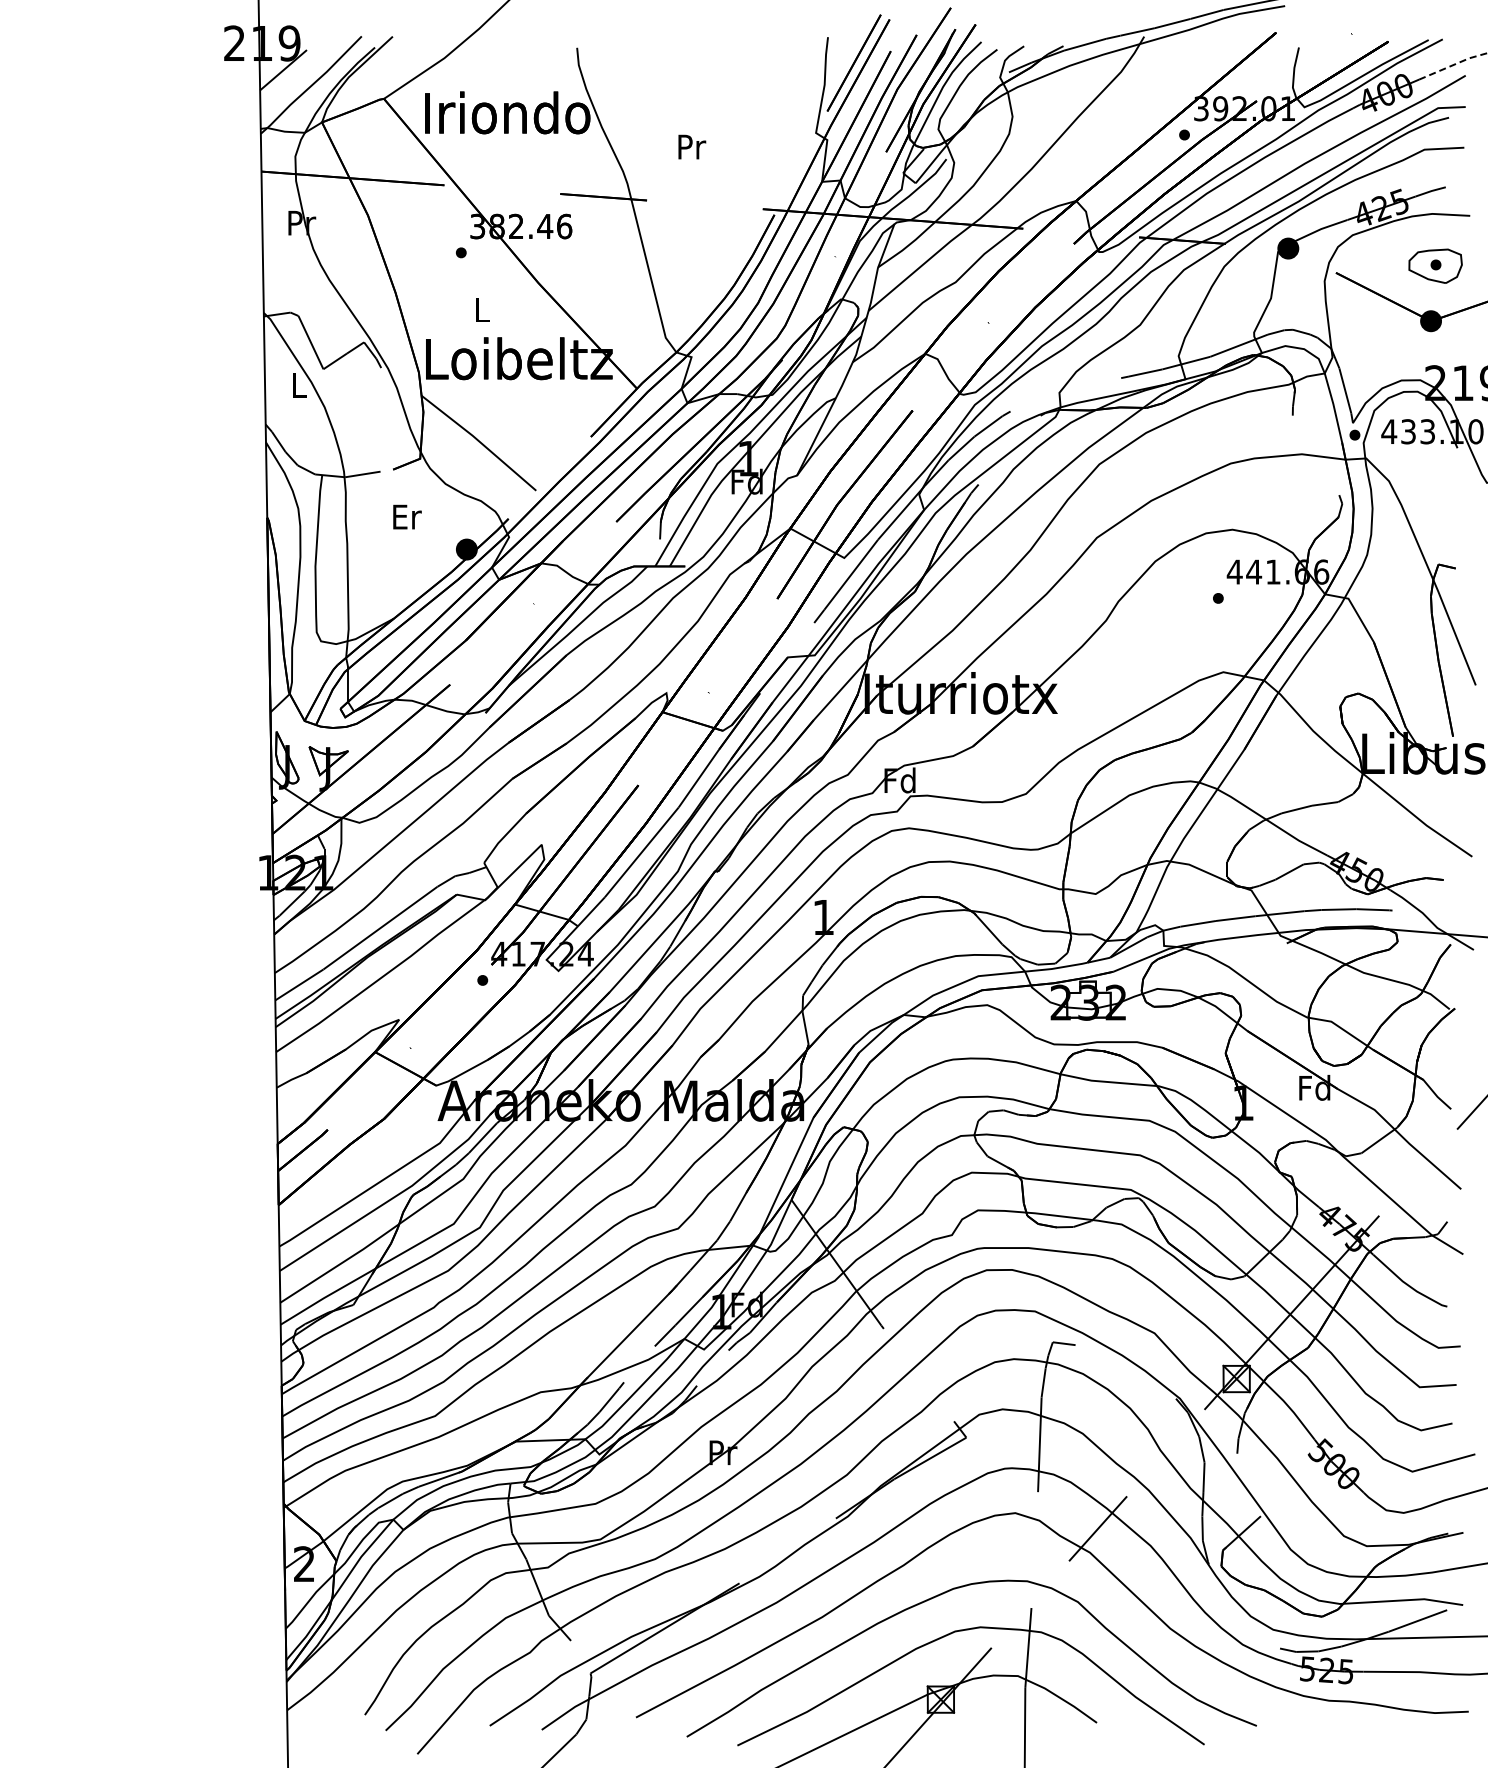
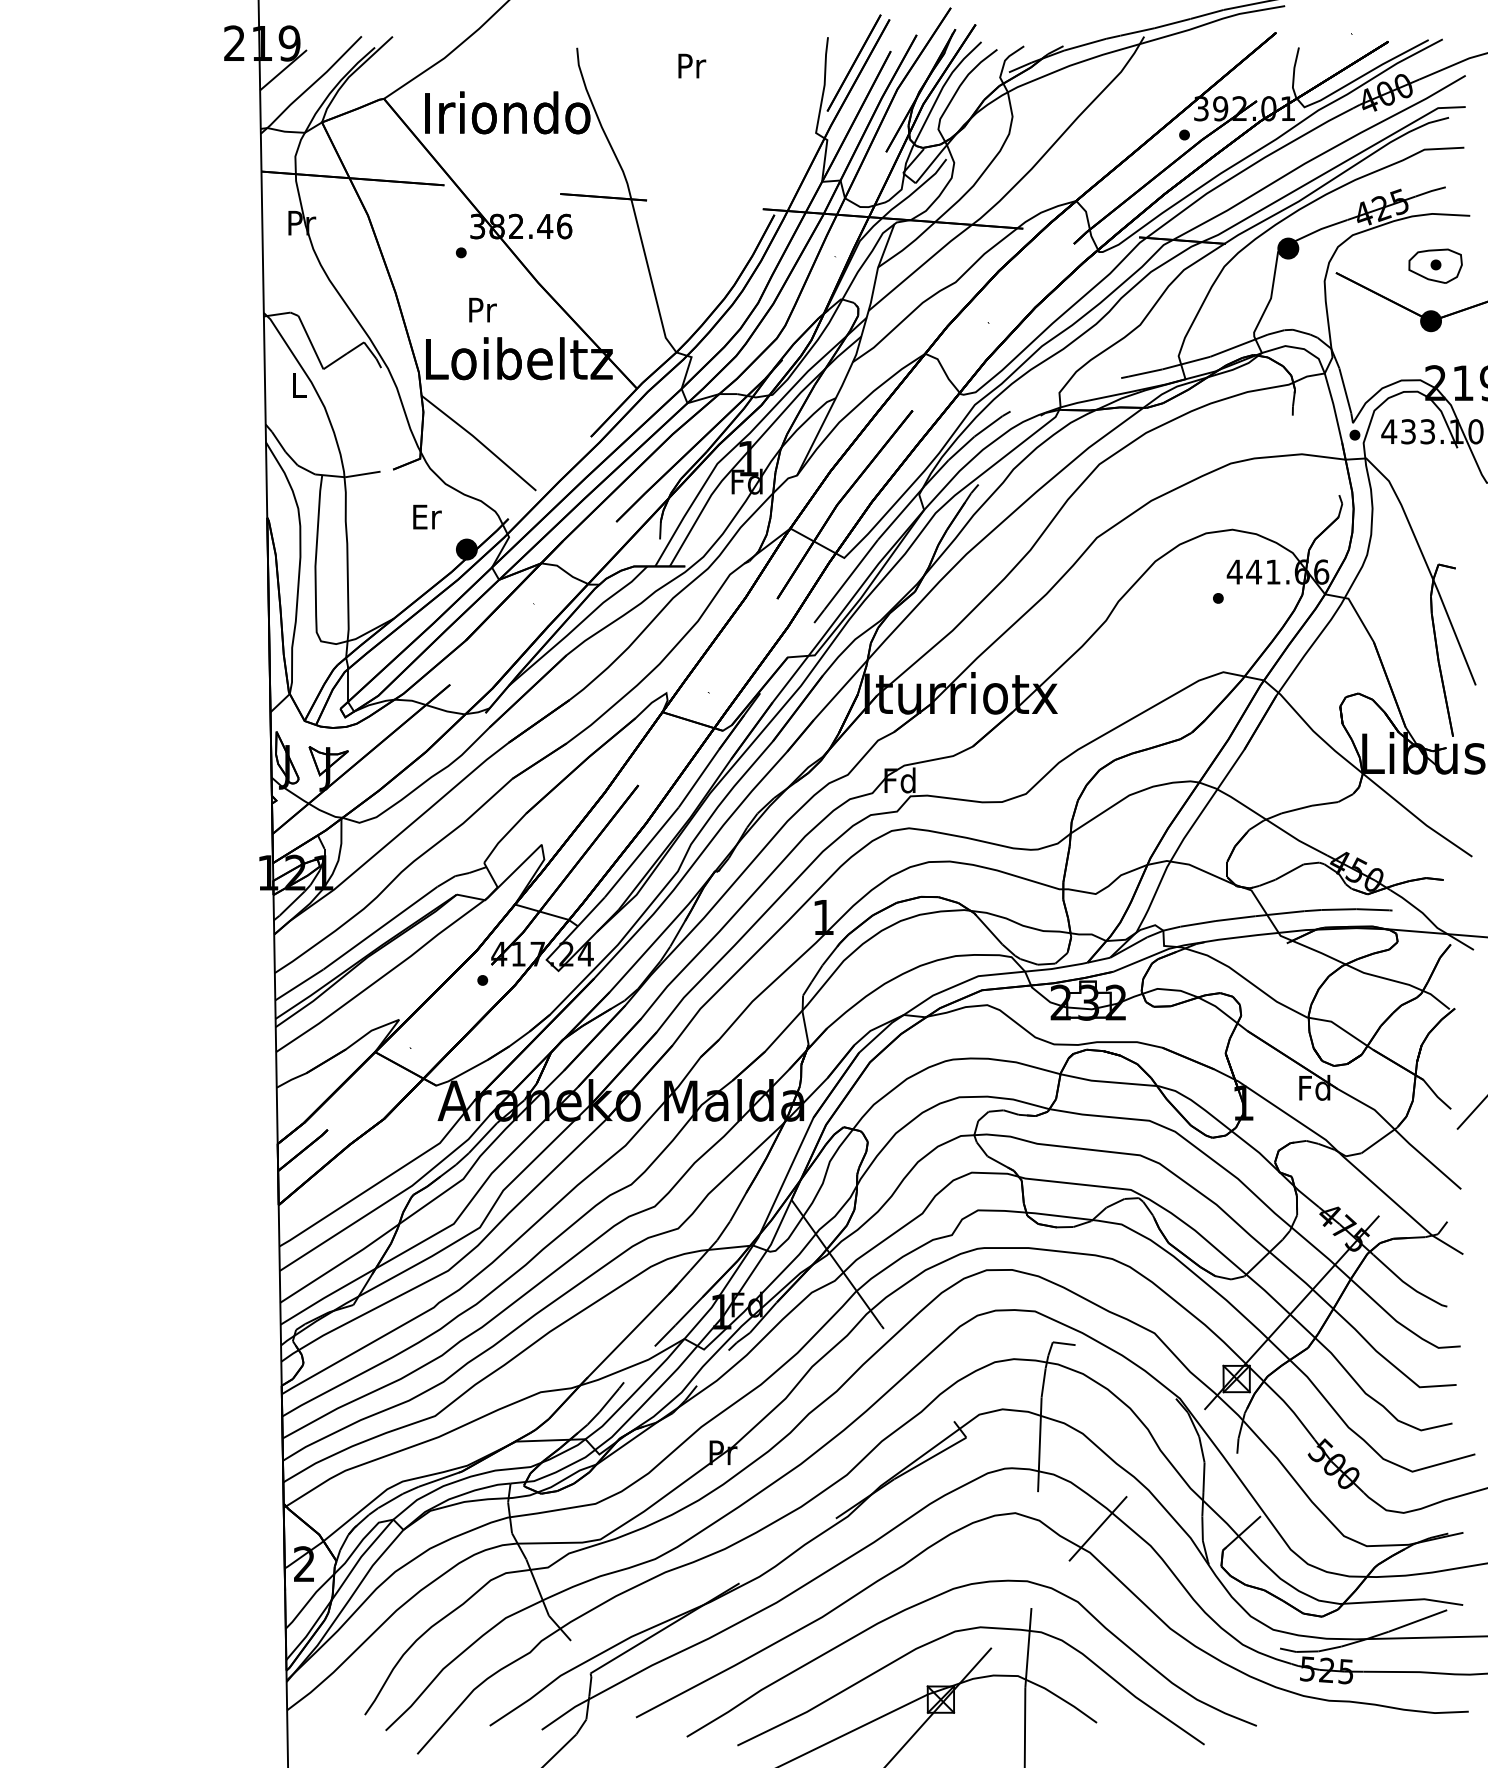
line: dashed -> solid (1454, 64)
text position: (692, 146) -> (692, 65) (692, 65)
text: L -> Pr (482, 309)
text position: (407, 516) -> (427, 516) (427, 516)
